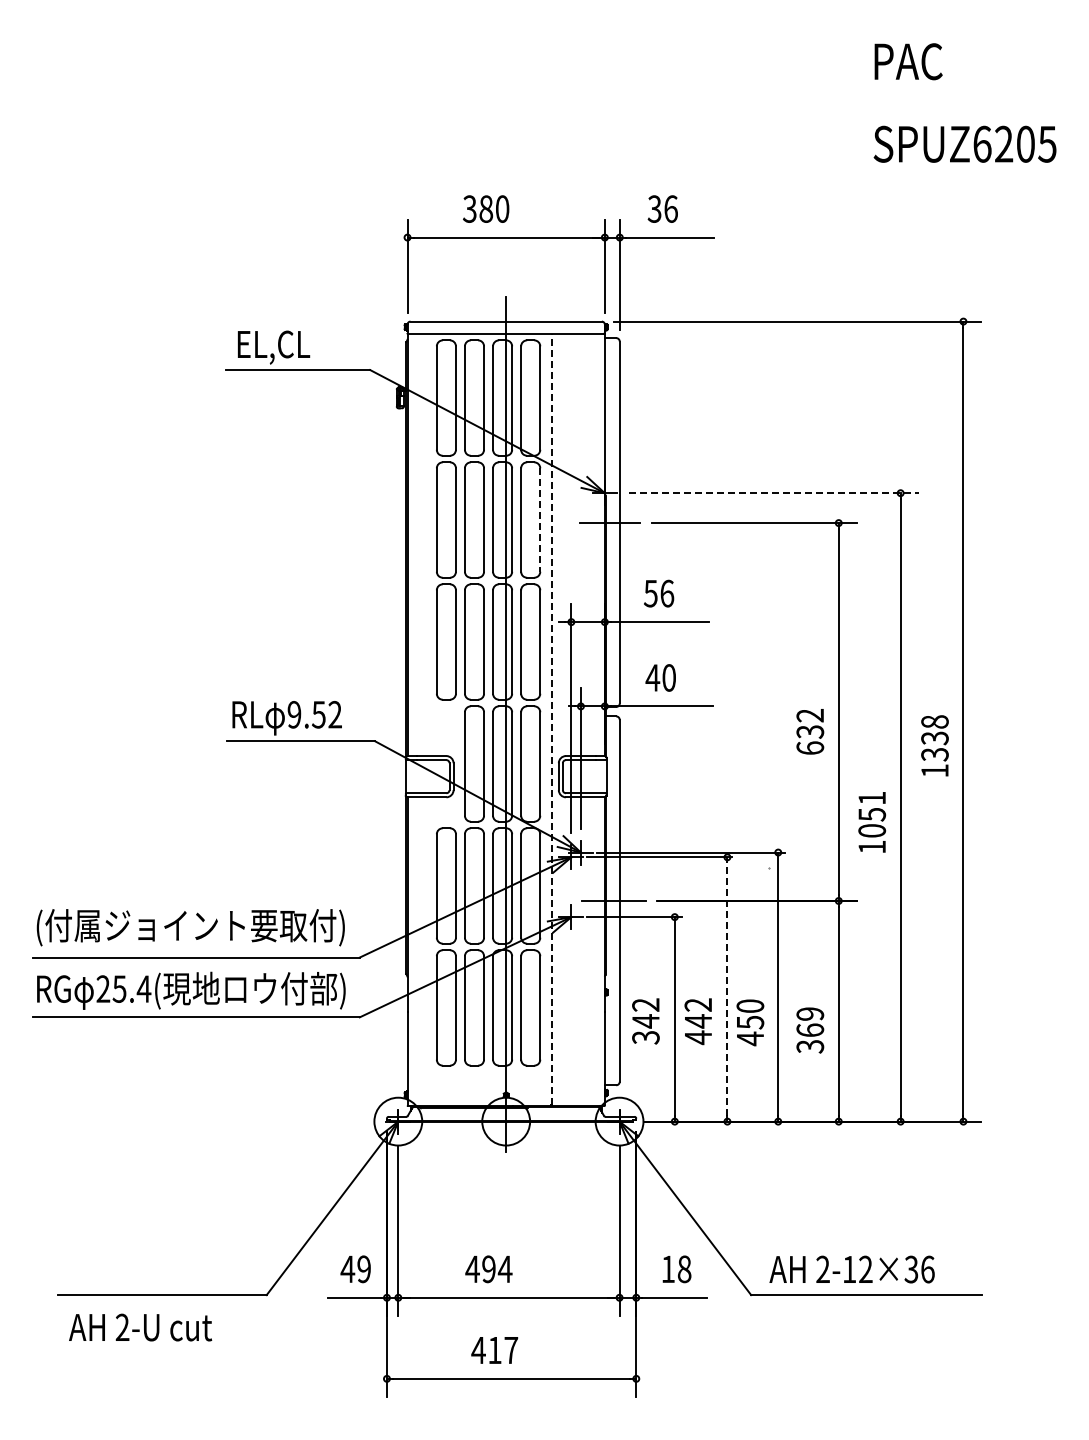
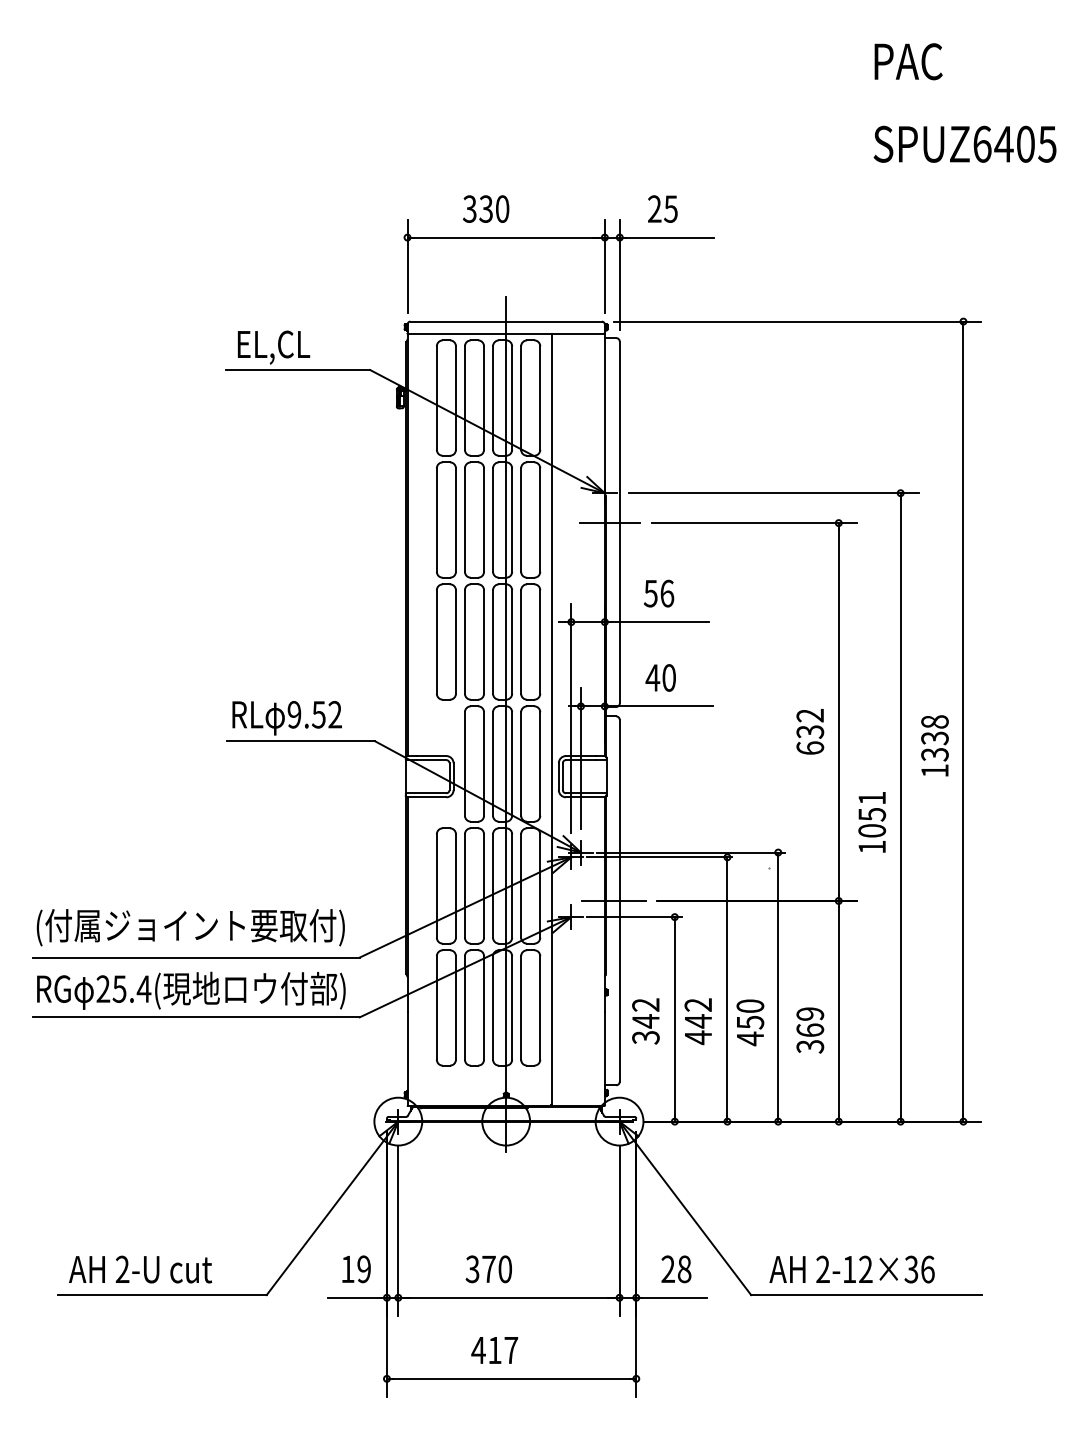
text: SPUZ6205 -> SPUZ6405 (1003, 143)
text: 380 -> 330 (486, 208)
text: 36 -> 25 (662, 208)
line: dashed -> solid (773, 493)
line: dashed -> solid (540, 520)
line: dashed -> solid (551, 719)
line: dashed -> solid (727, 986)
text: 49 -> 19 (347, 1268)
text: 18 -> 28 (667, 1268)
text: 494 -> 370 (488, 1269)
text position: (140, 1327) -> (140, 1269) (140, 1269)
